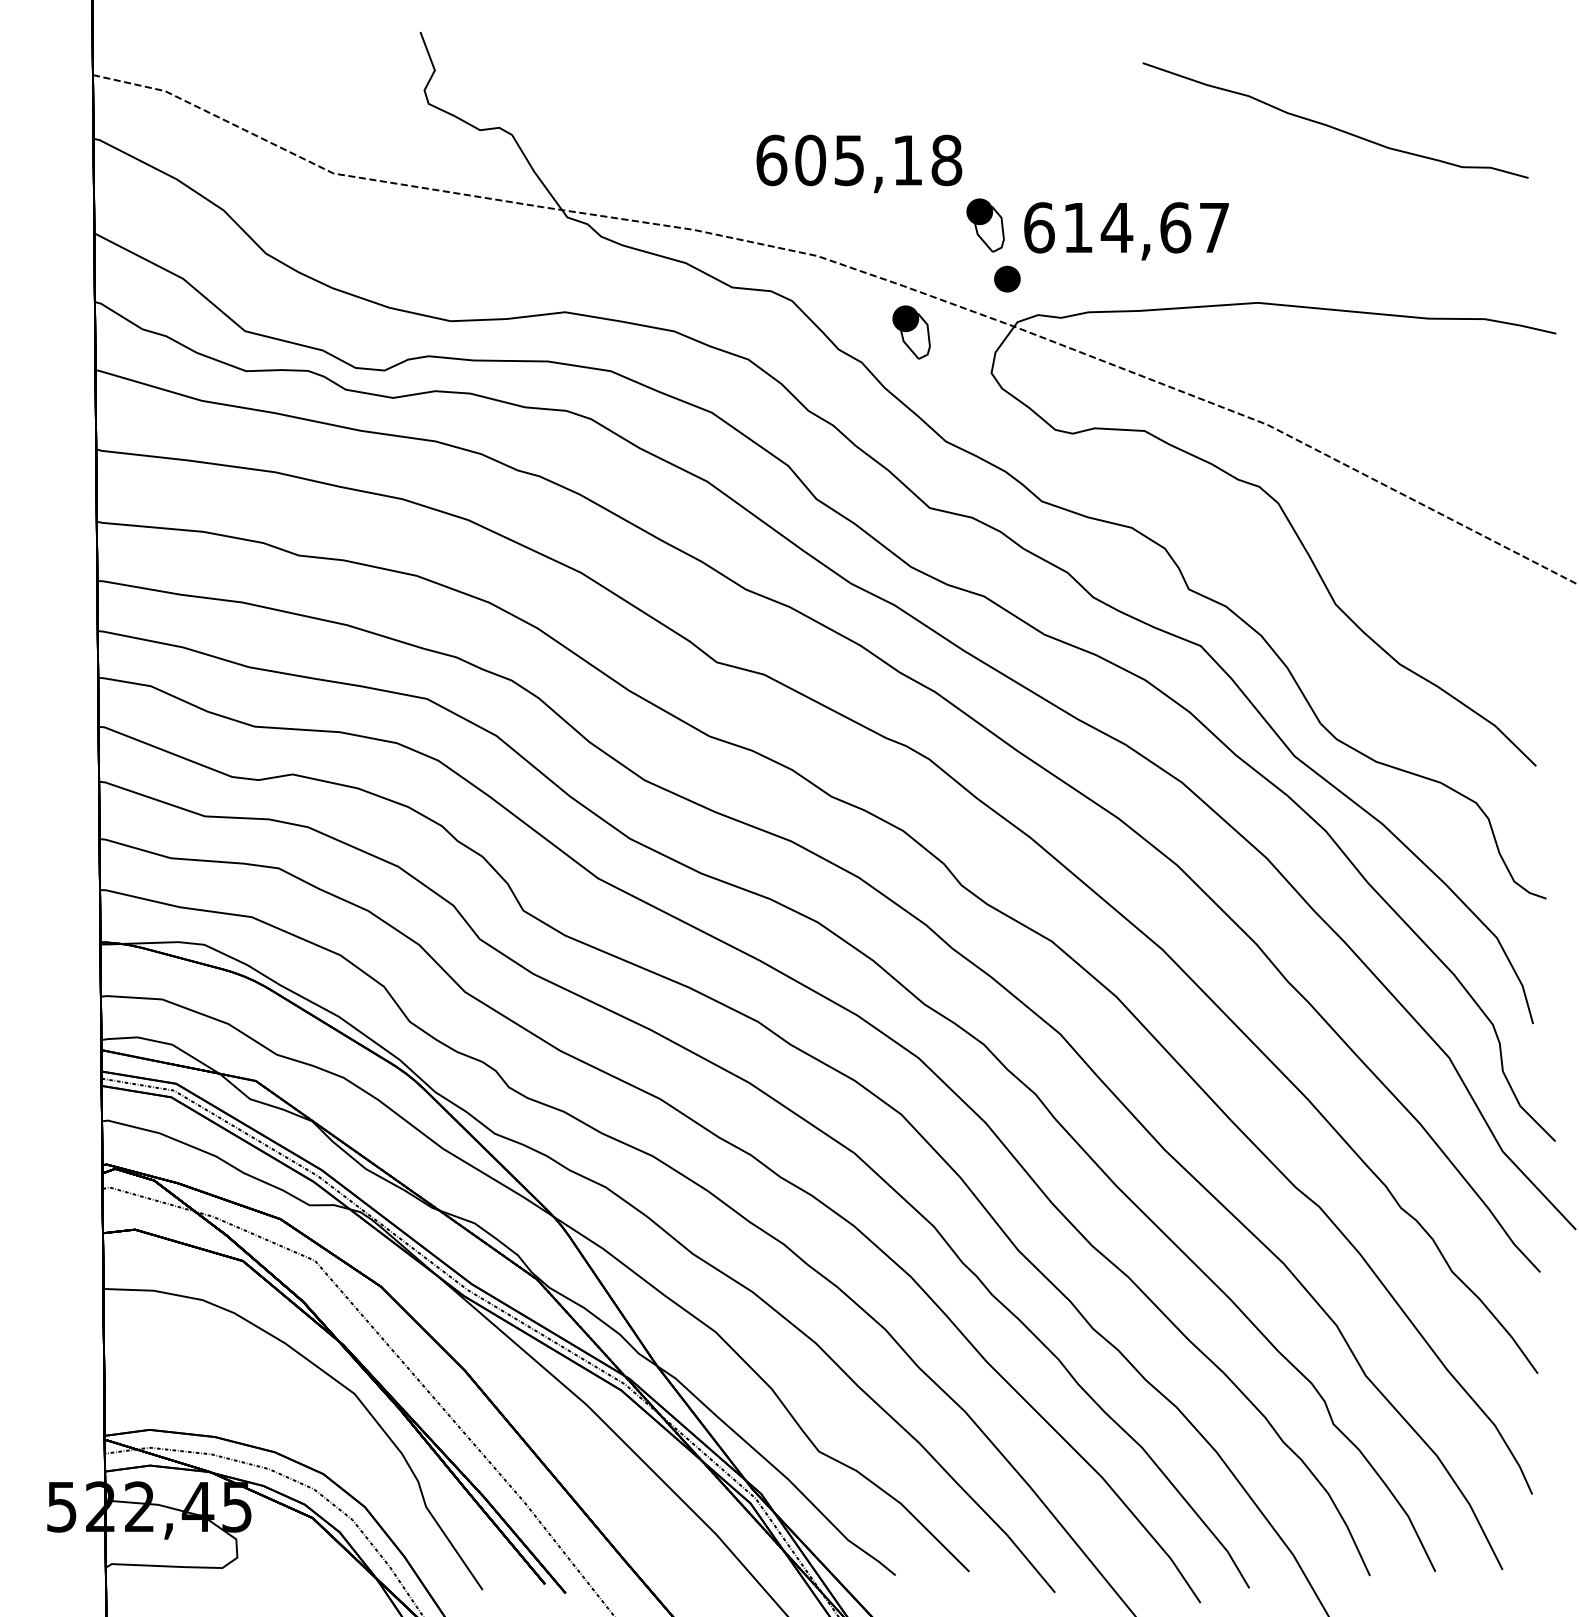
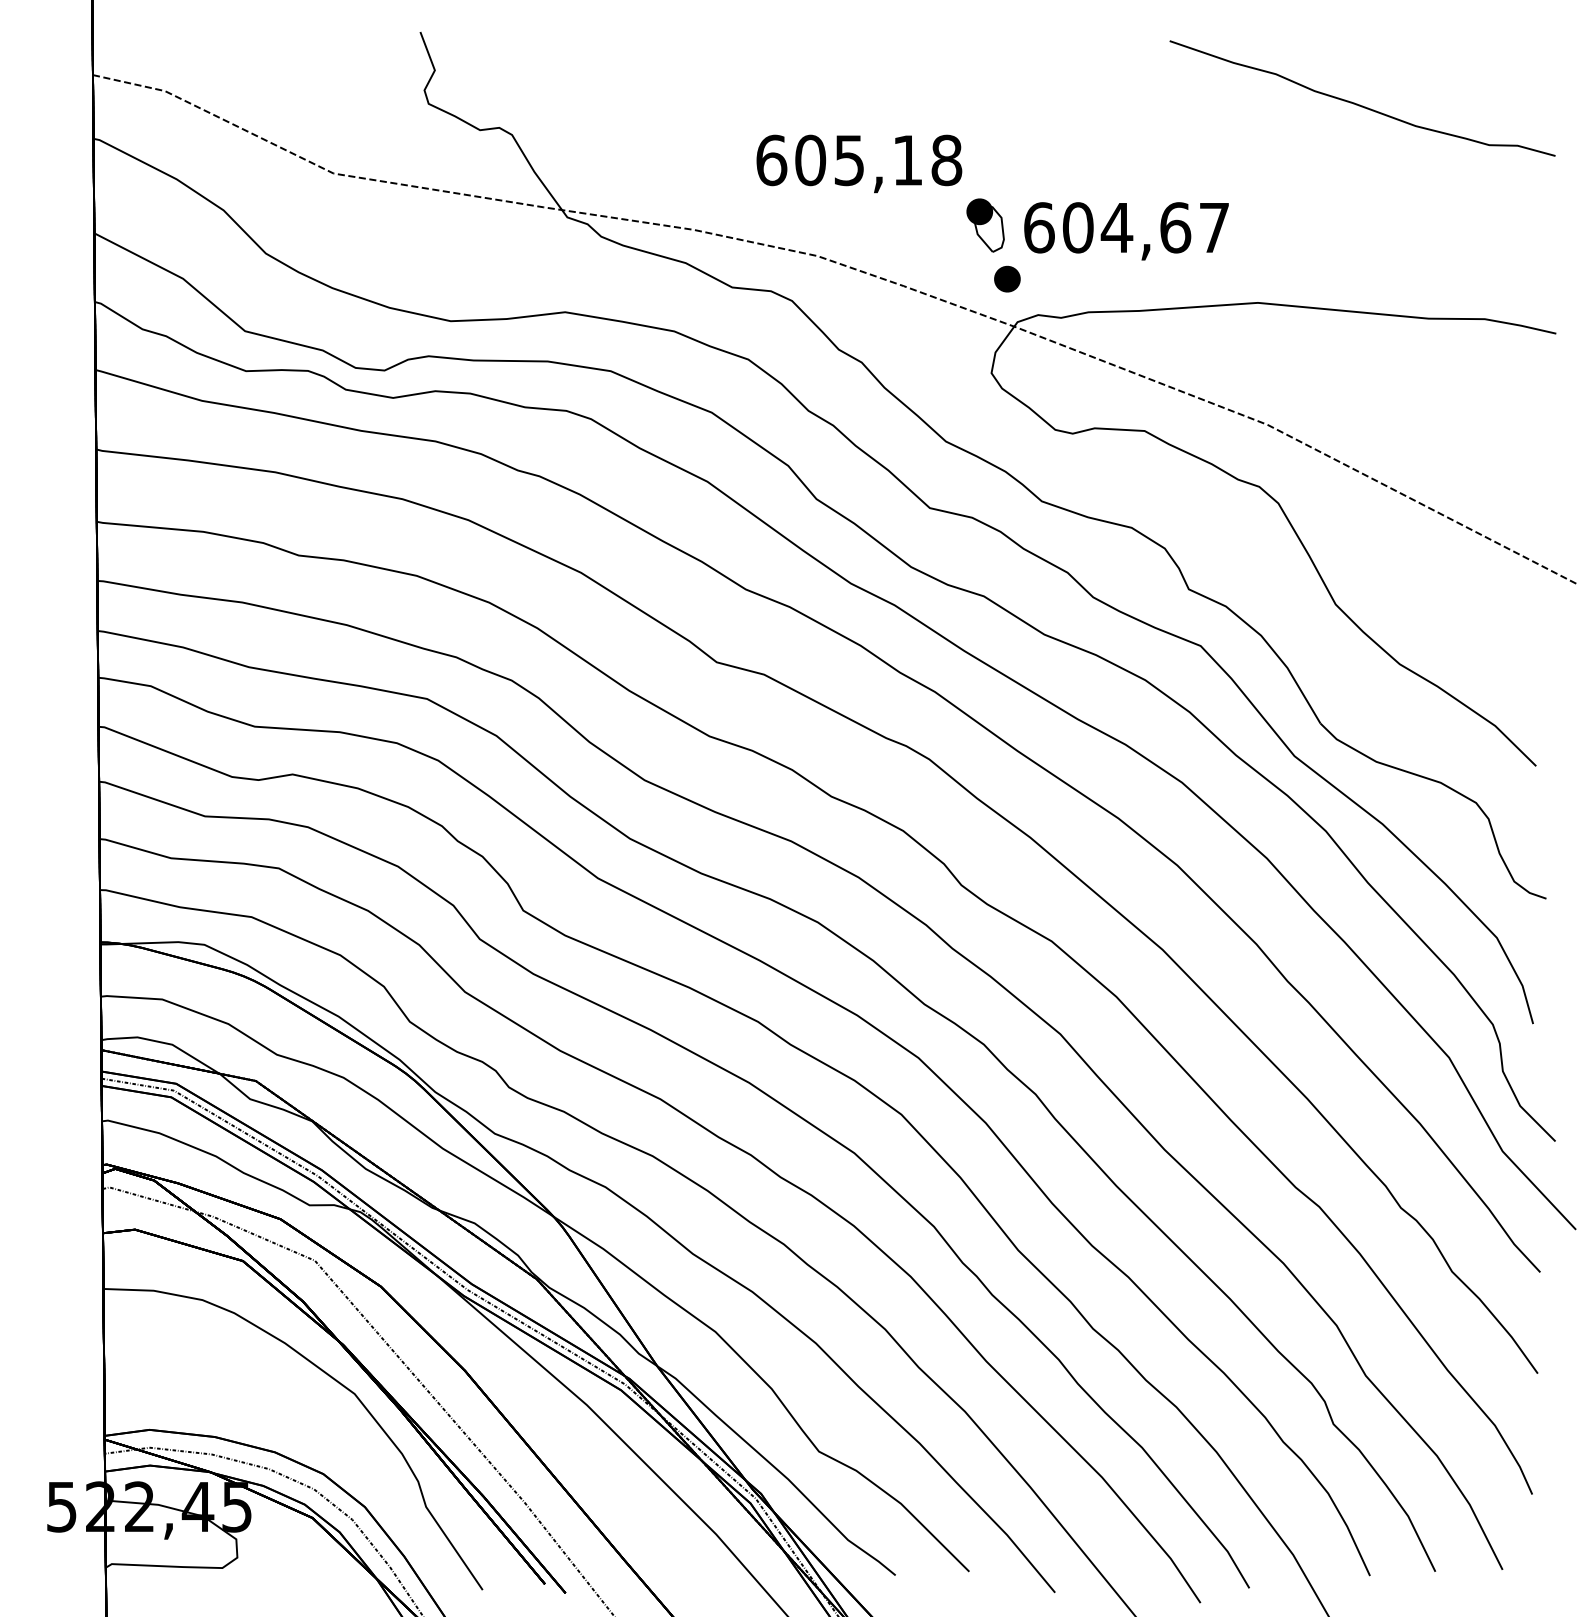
curve position: (1333, 126) -> (1360, 104) (1360, 104)
text: 614,67 -> 604,67 (1078, 227)
part: present -> none (911, 332)
